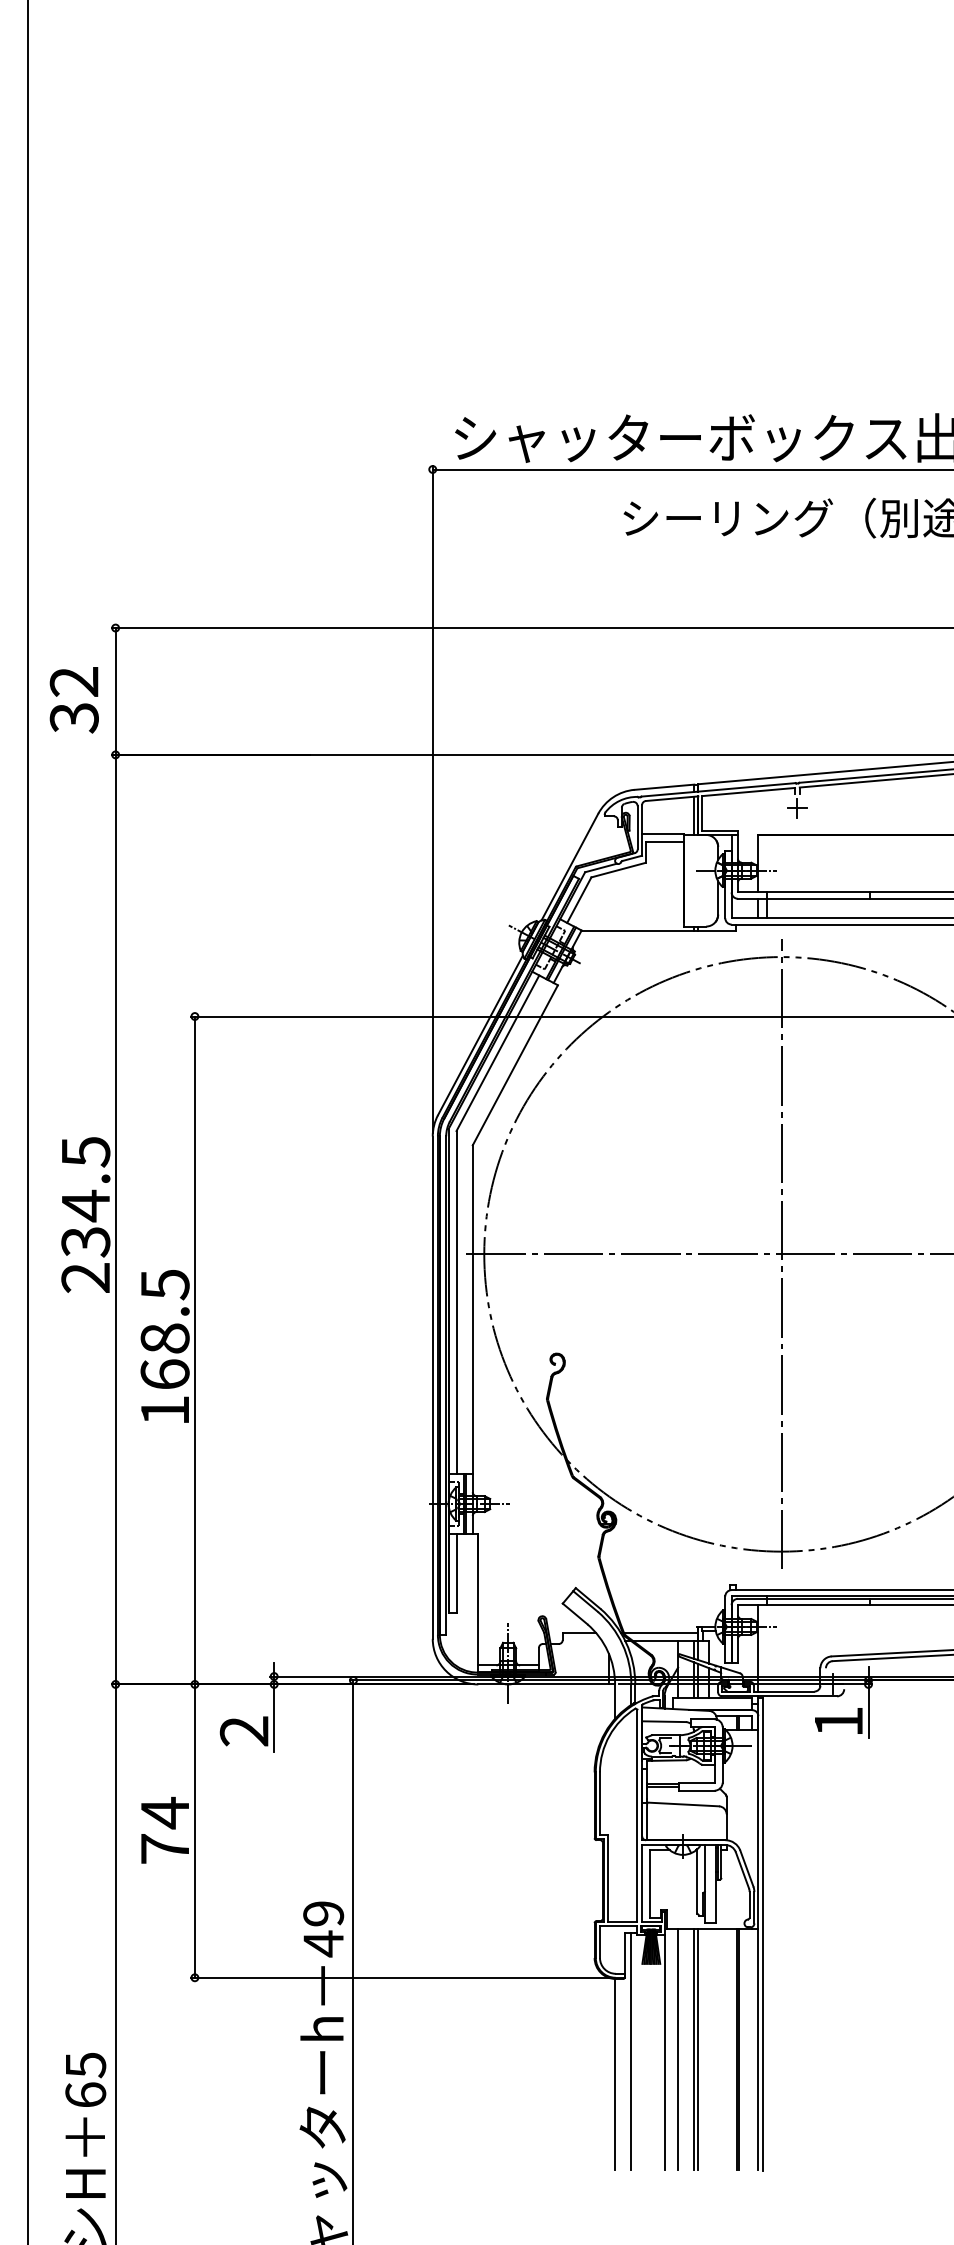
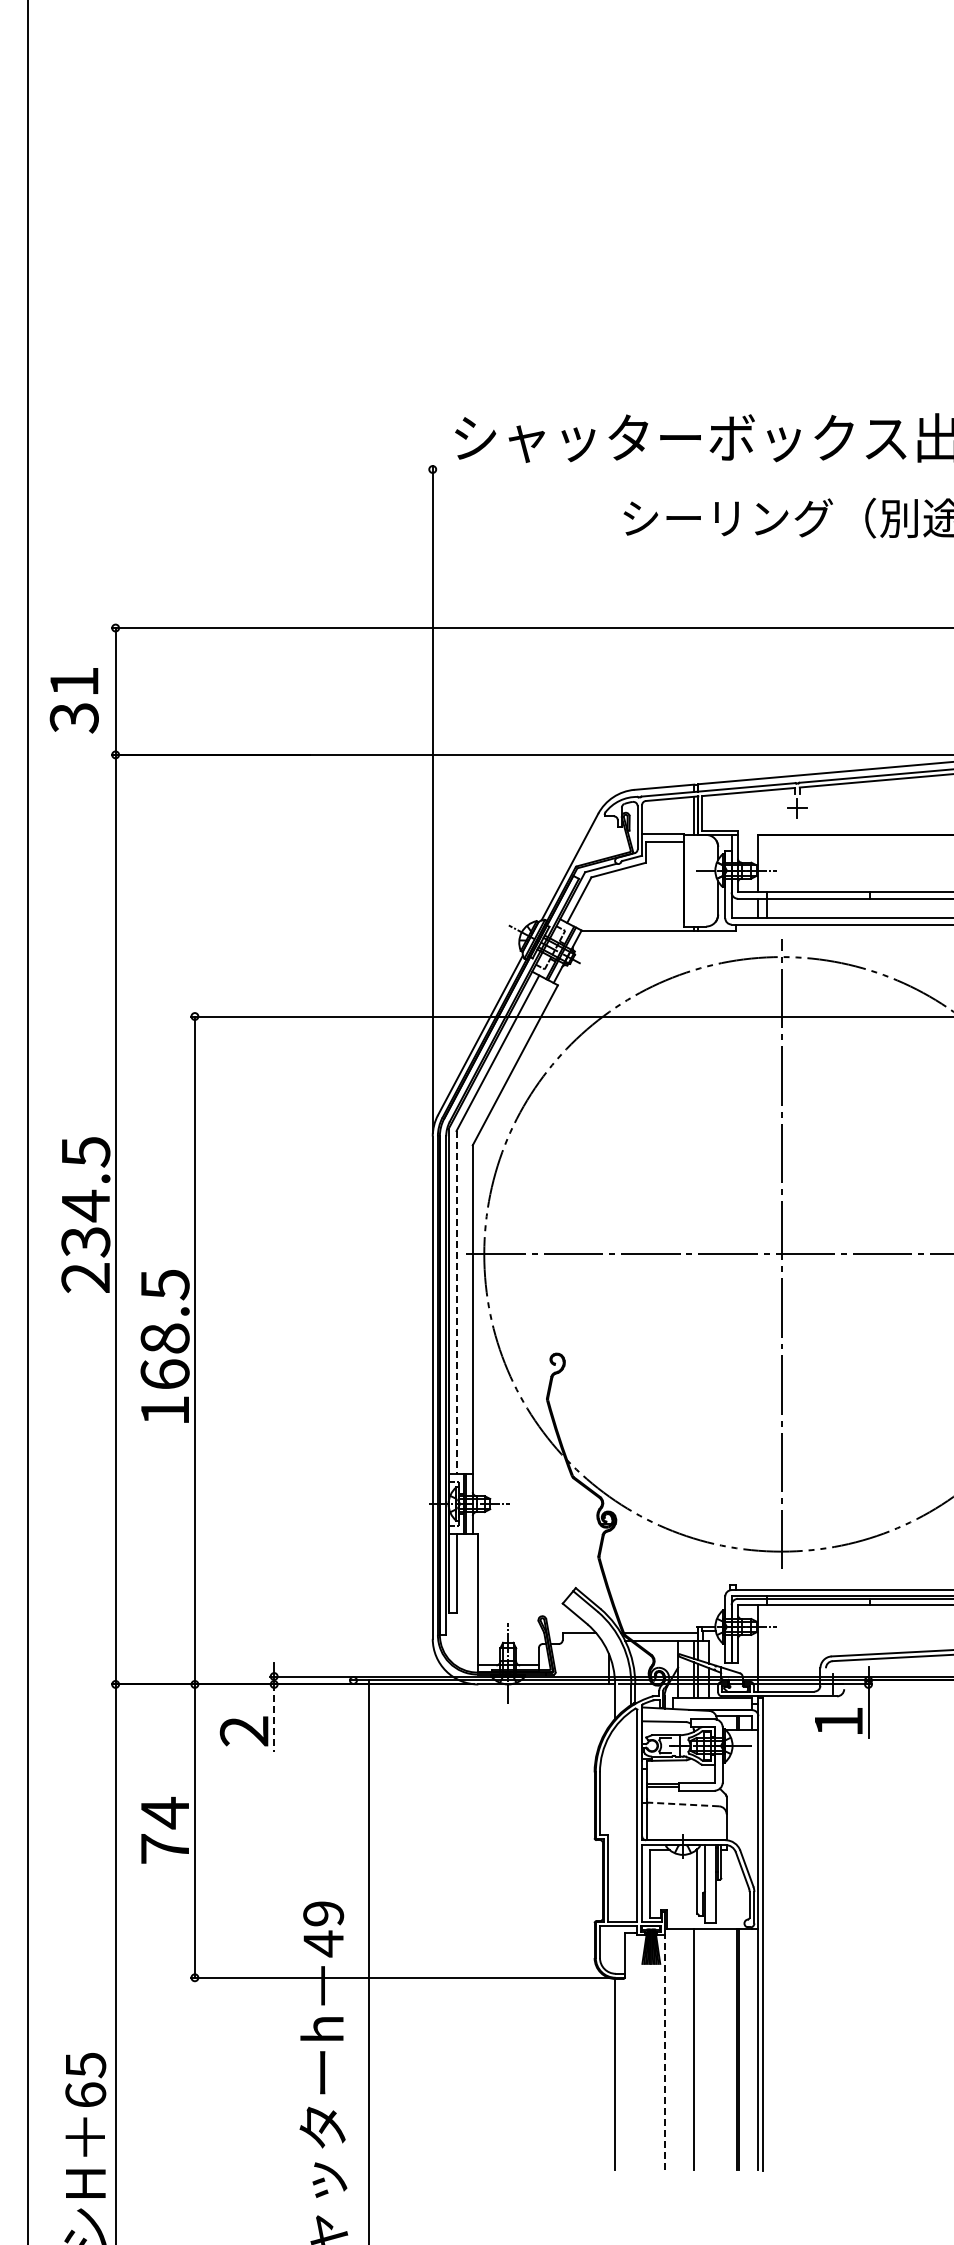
line: present -> none (691, 469)
text: 32 -> 31 (73, 681)
line: solid -> dashed (456, 1302)
line: solid -> dashed (274, 1718)
line: solid -> dashed (682, 1804)
line position: (353, 1960) -> (369, 1960) (369, 1960)
line: present -> none (678, 2049)
line: present -> none (698, 2049)
line: present -> none (631, 2051)
line: solid -> dashed (664, 2052)
